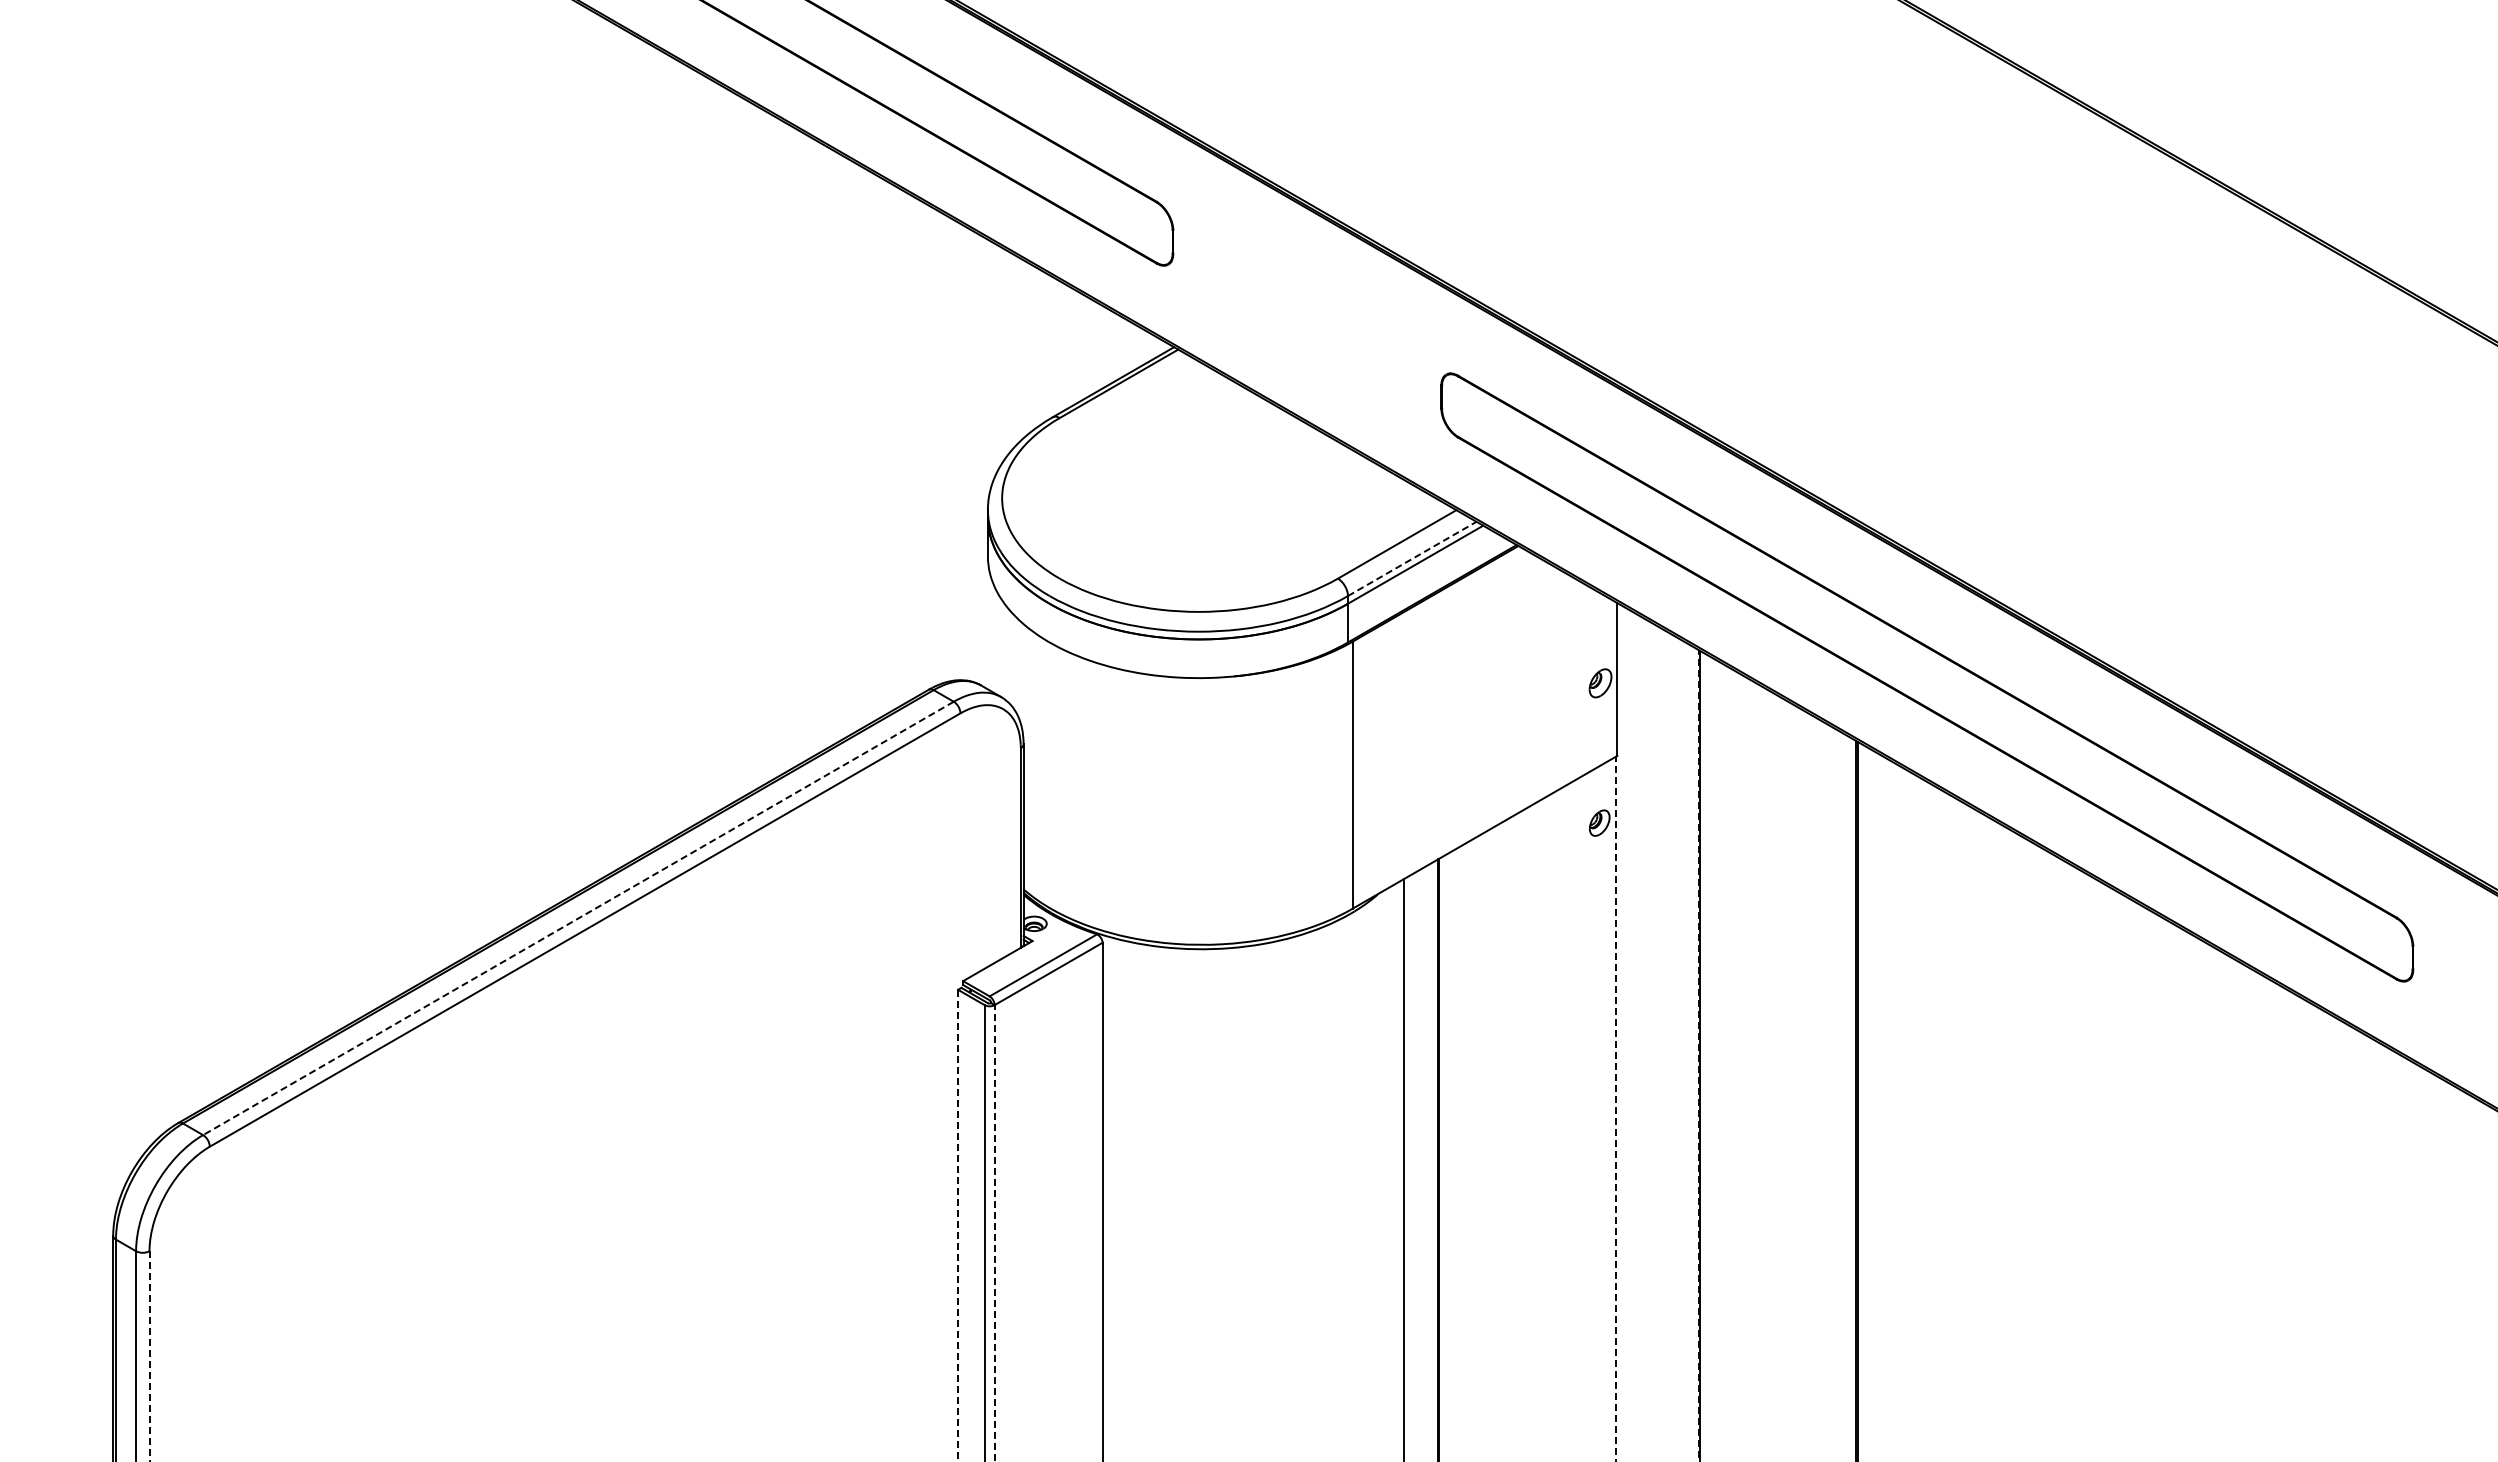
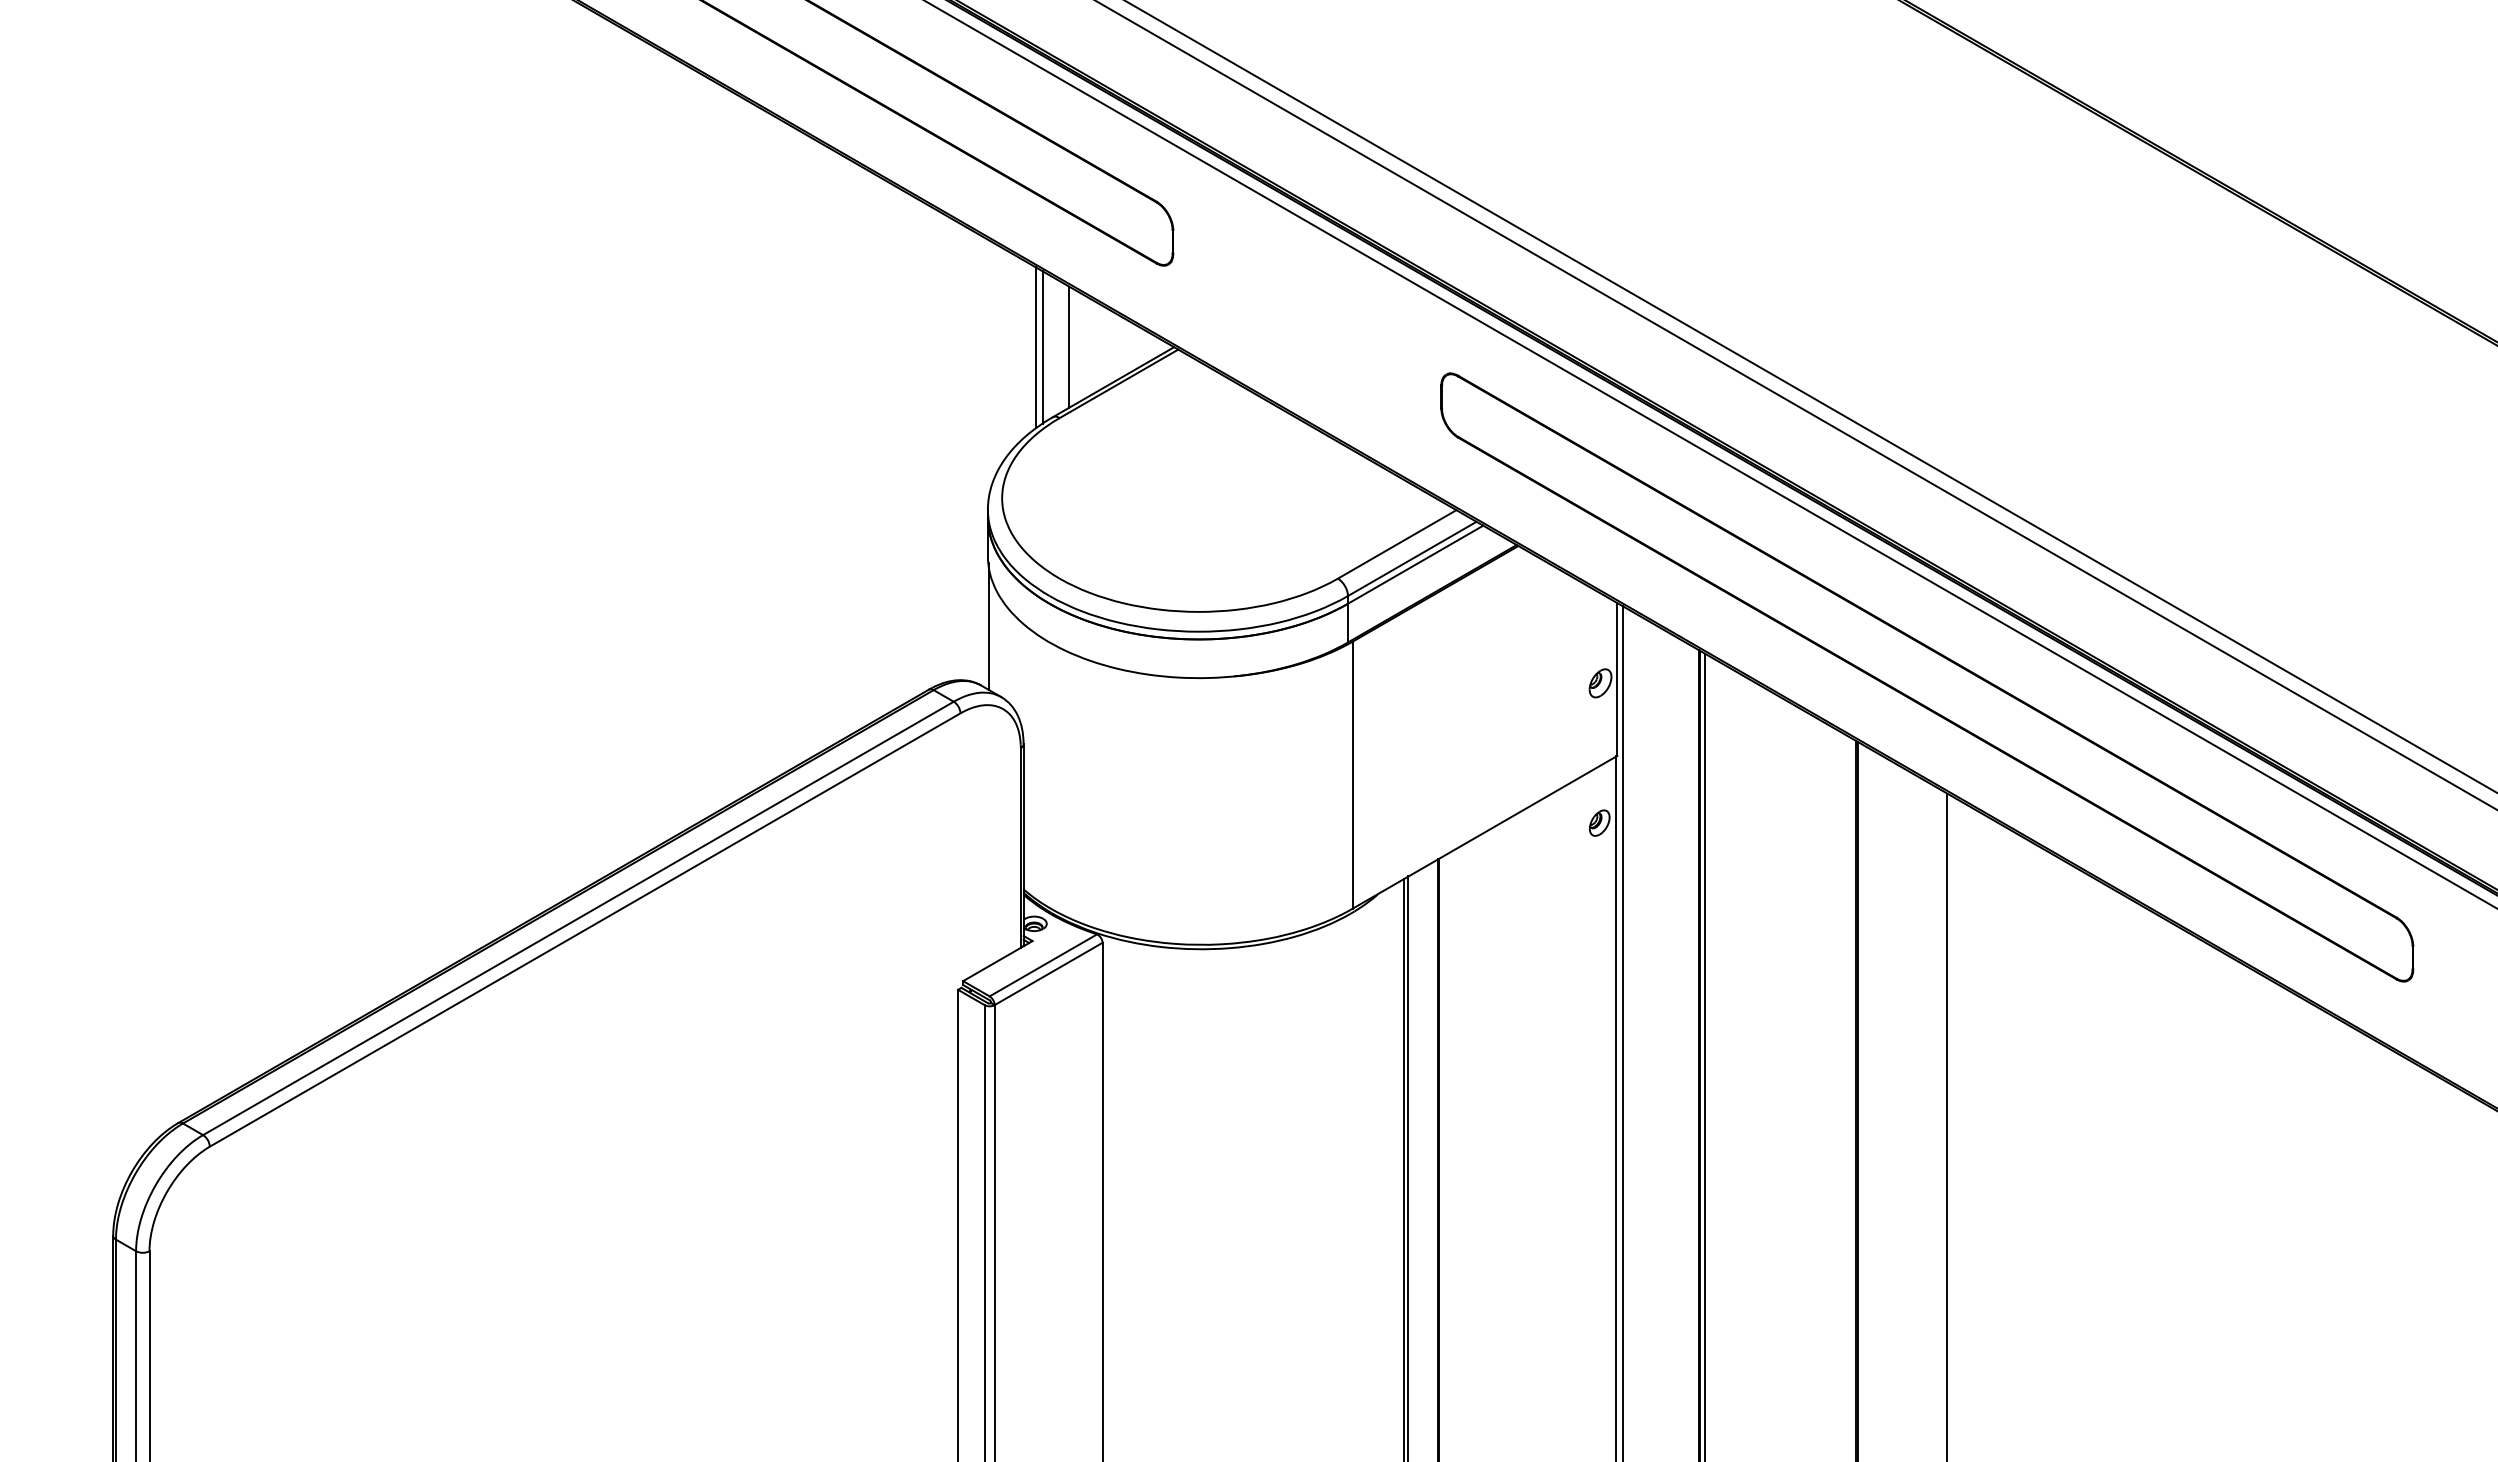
line: none -> present (1069, 346)
line: none -> present (1035, 347)
line: none -> present (1042, 347)
line: none -> present (1810, 396)
line: none -> present (1795, 405)
line: none -> present (1710, 454)
line: dashed -> solid (1412, 558)
line: none -> present (988, 626)
line: dashed -> solid (578, 918)
line: none -> present (1623, 1032)
line: dashed -> solid (1698, 1055)
line: none -> present (1705, 1055)
line: dashed -> solid (1616, 1109)
line: none -> present (1947, 1125)
line: none -> present (1408, 1167)
line: dashed -> solid (958, 1225)
line: dashed -> solid (994, 1233)
line: dashed -> solid (149, 1356)
